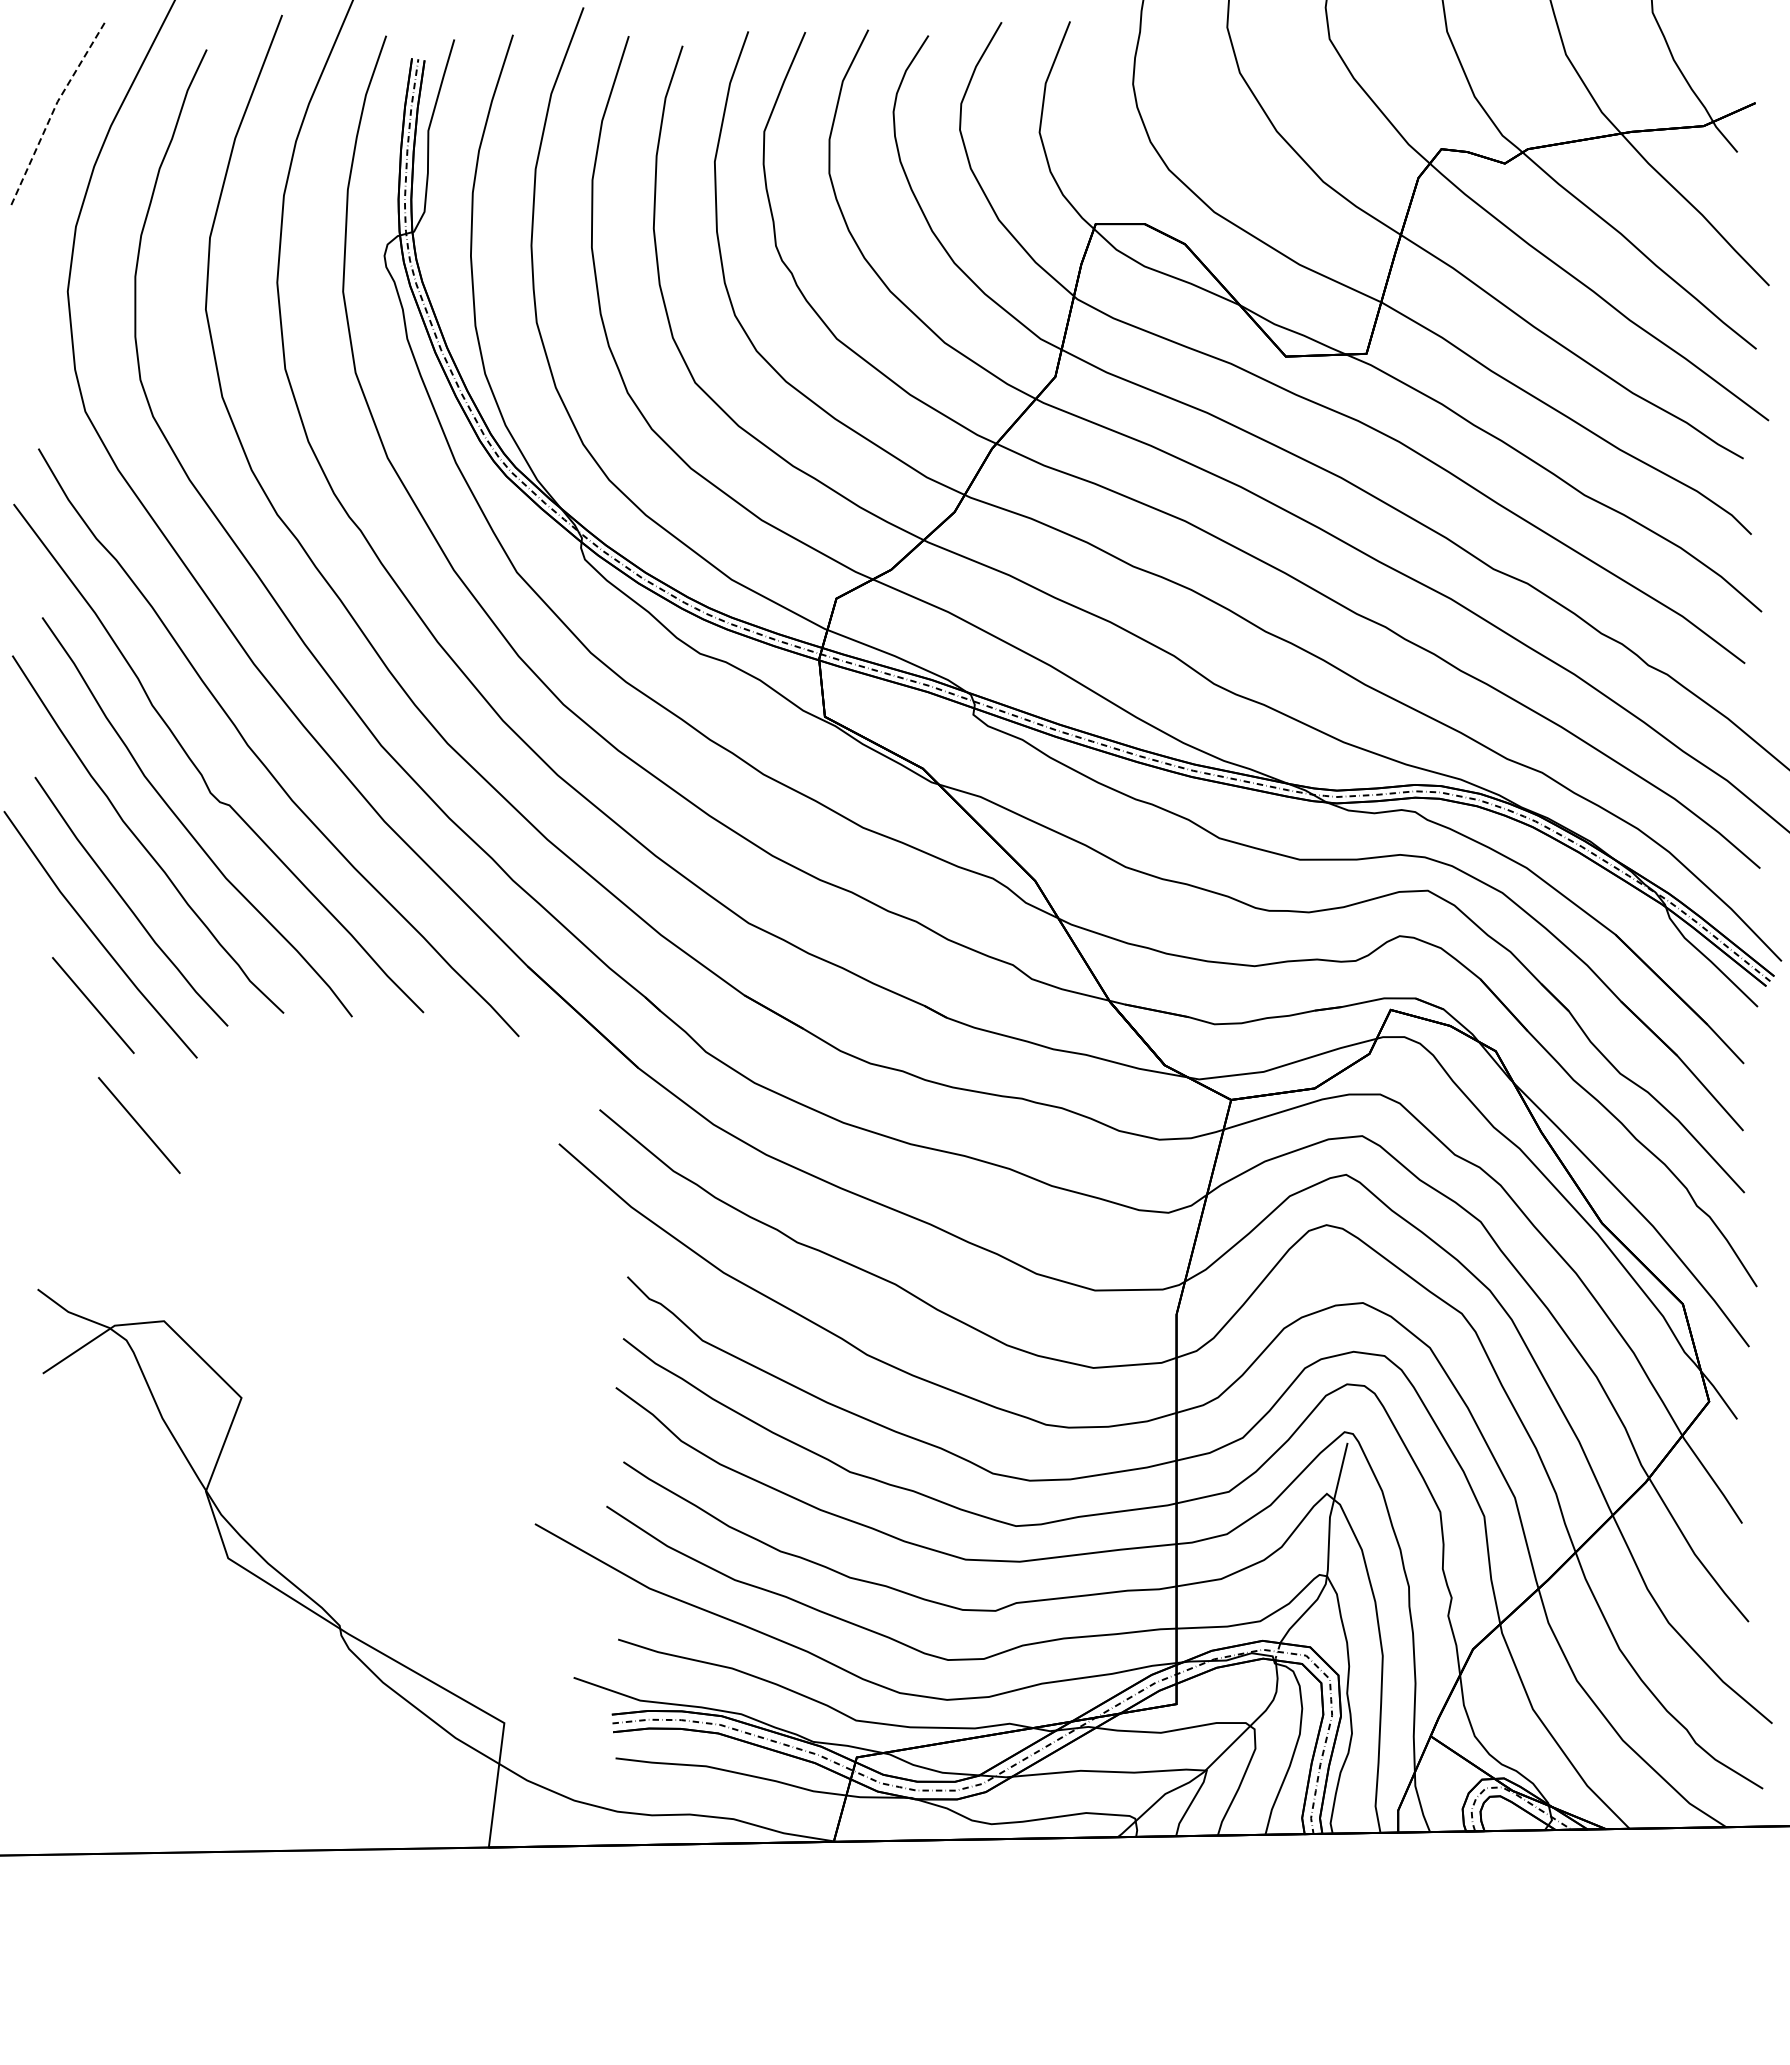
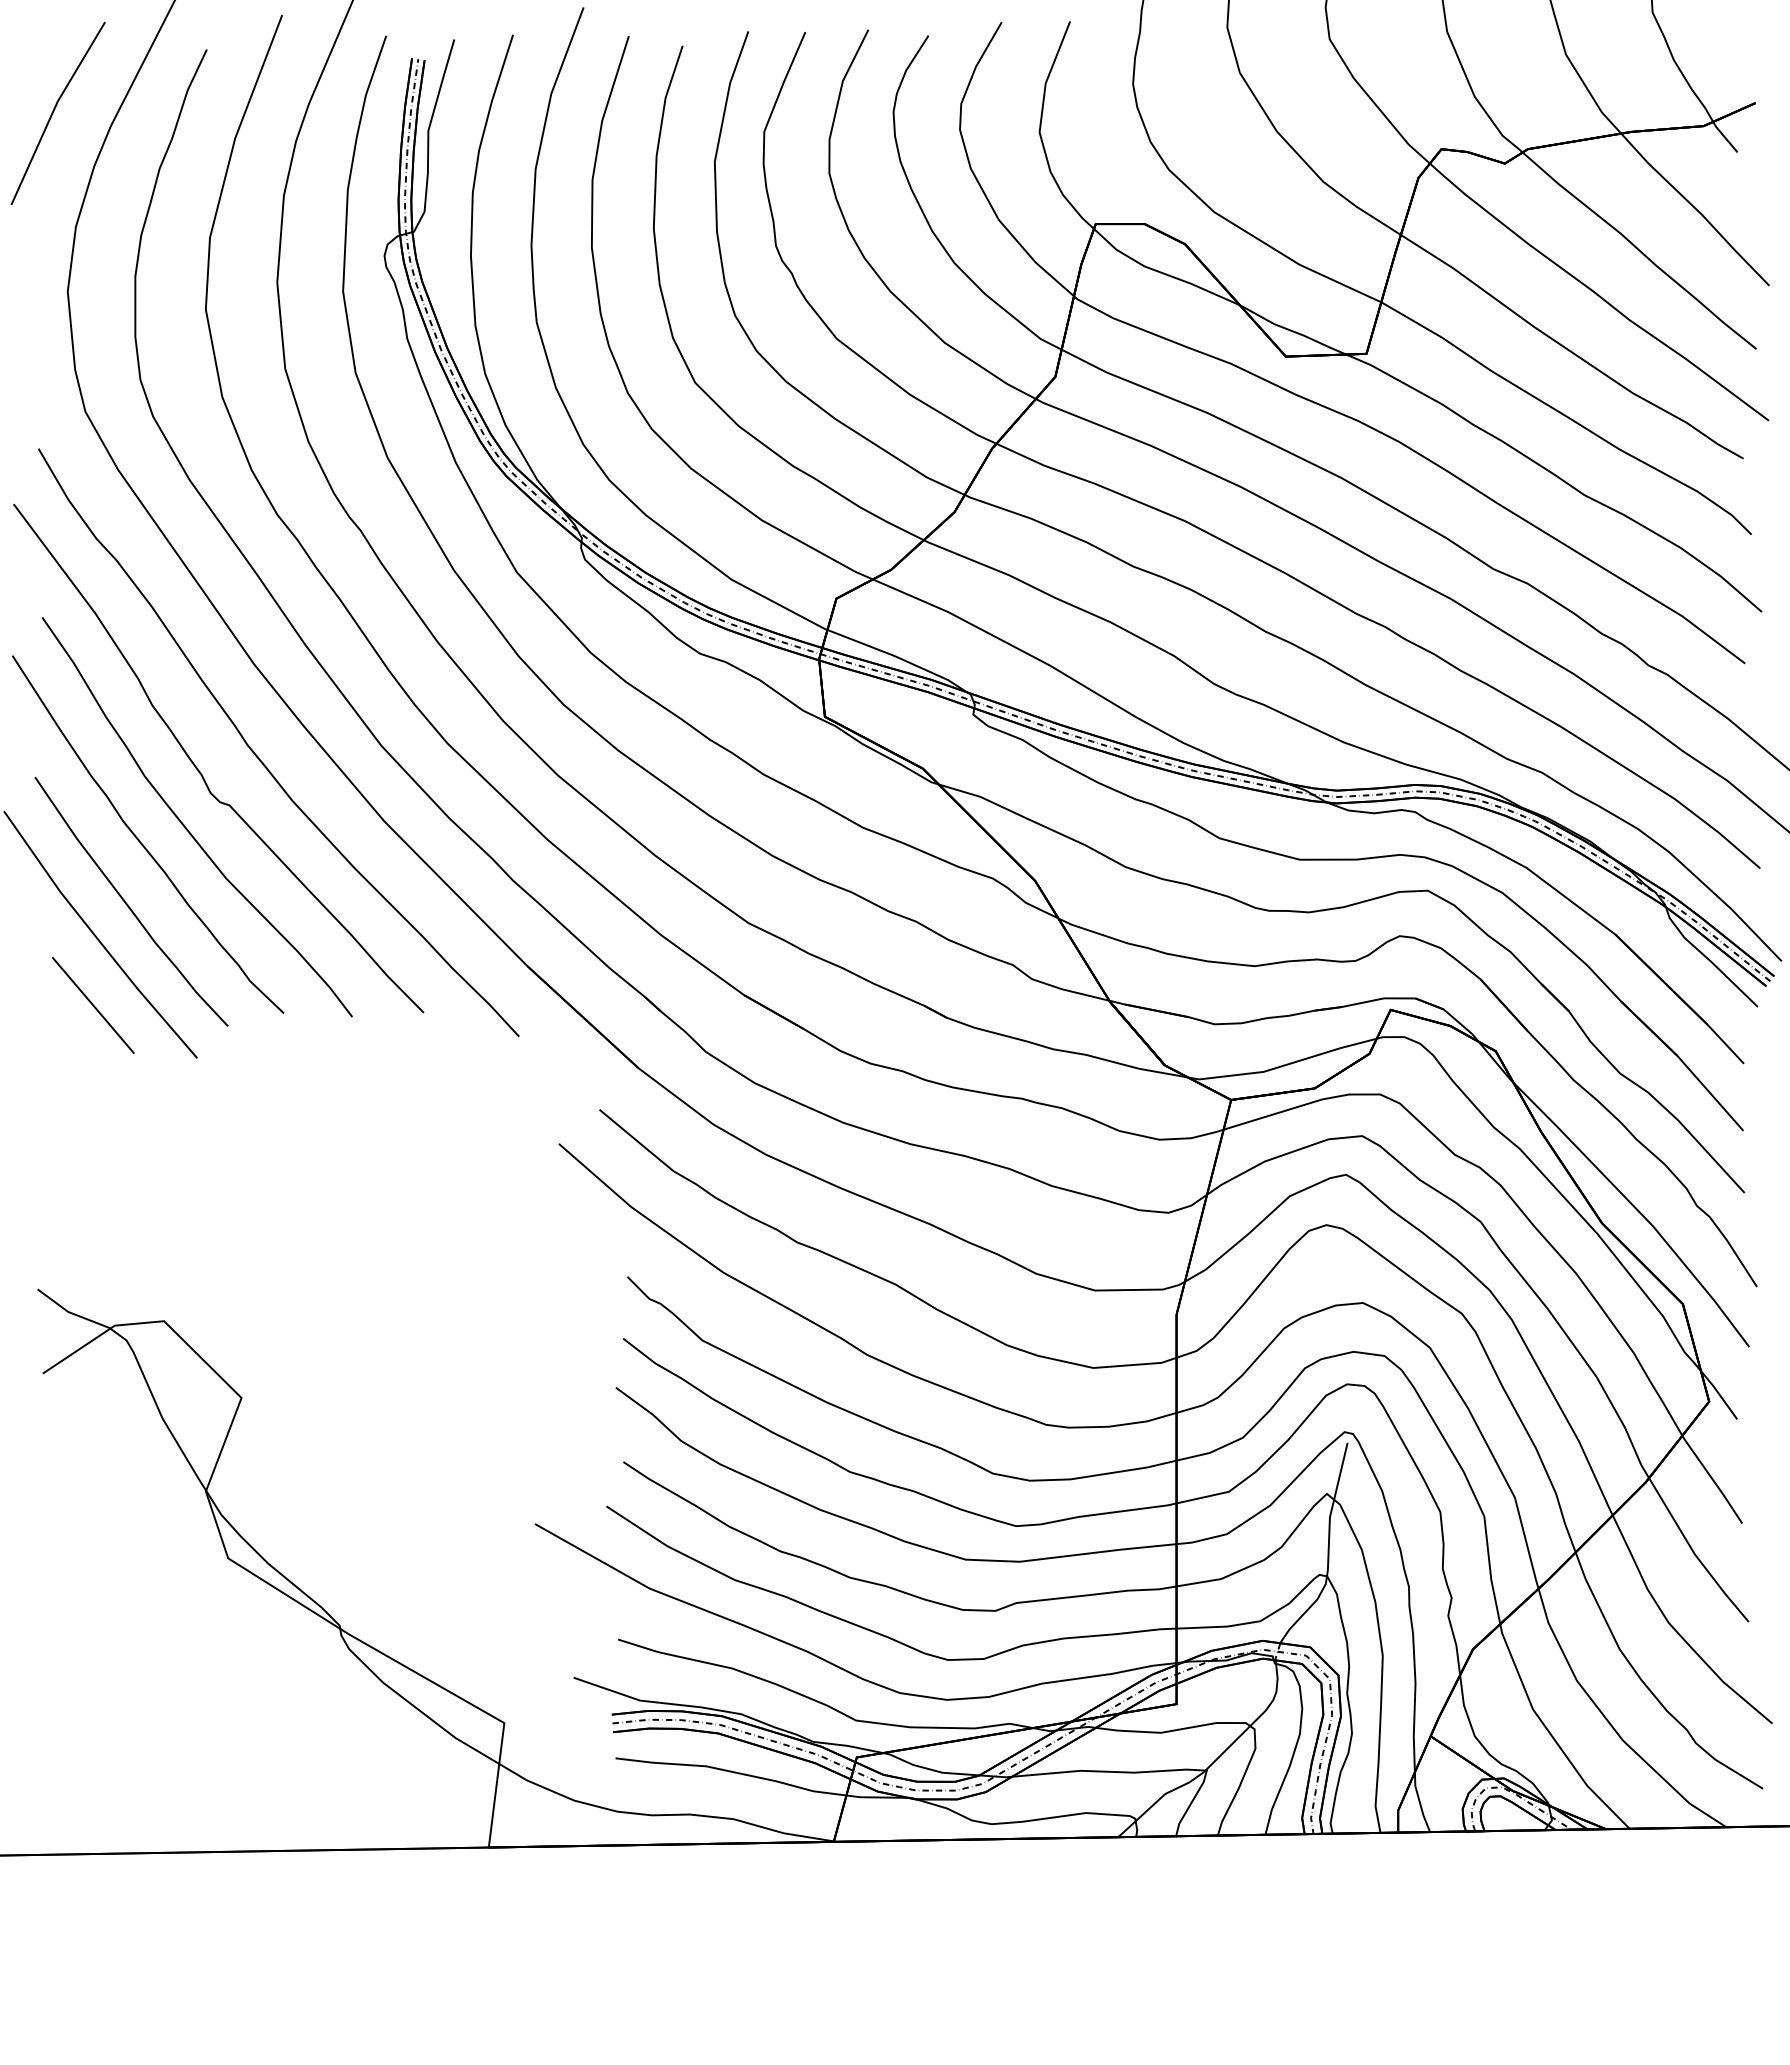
line: dashed -> solid (53, 110)
line: present -> none (139, 1125)
